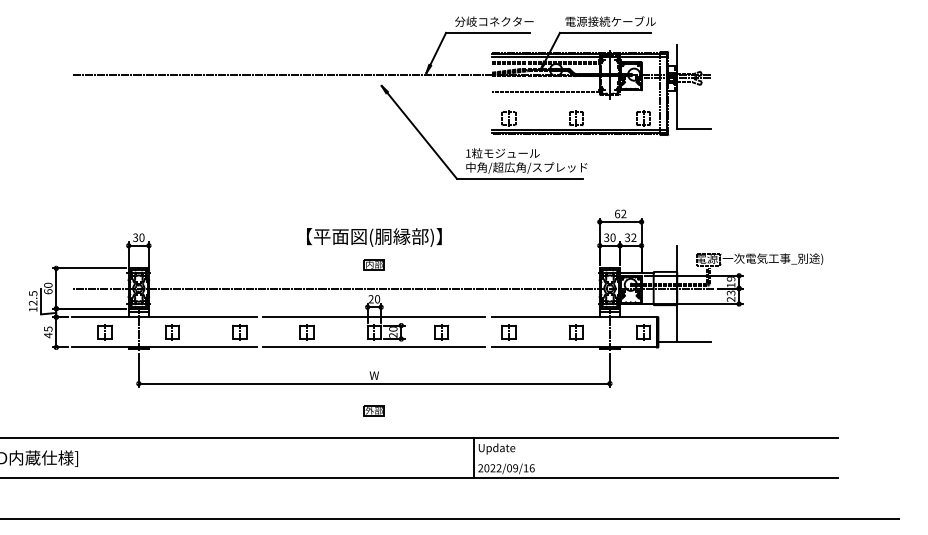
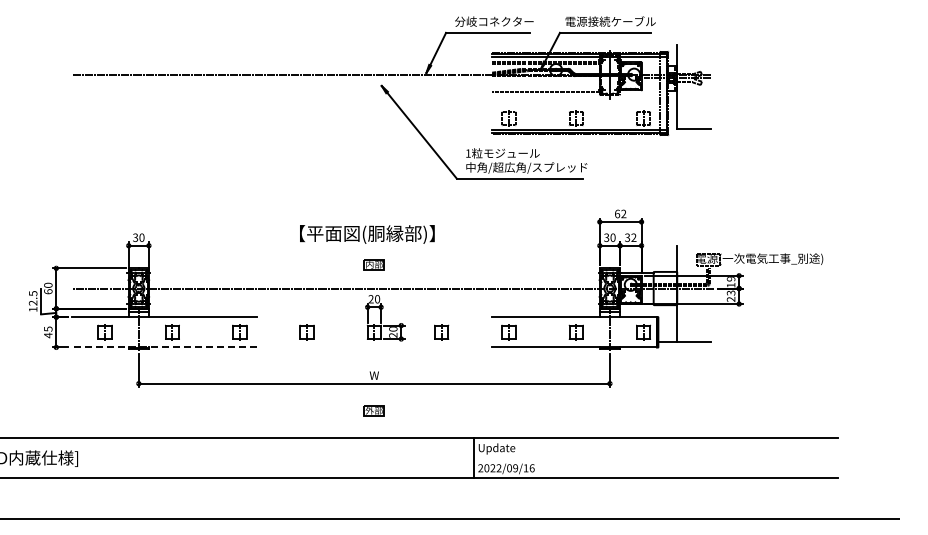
text position: (374, 237) -> (367, 234) (367, 234)
line: present -> none (374, 317)
line: solid -> dashed (164, 347)
line: present -> none (374, 347)
